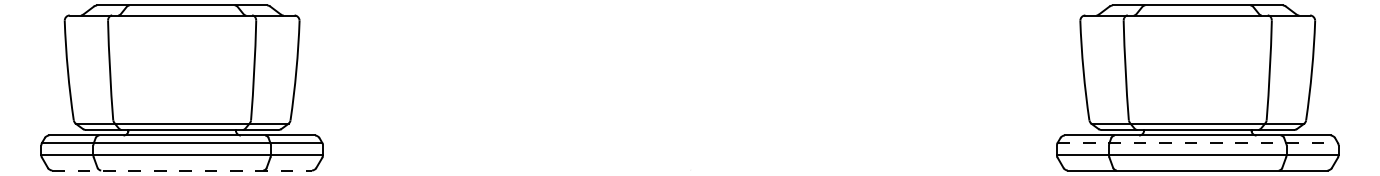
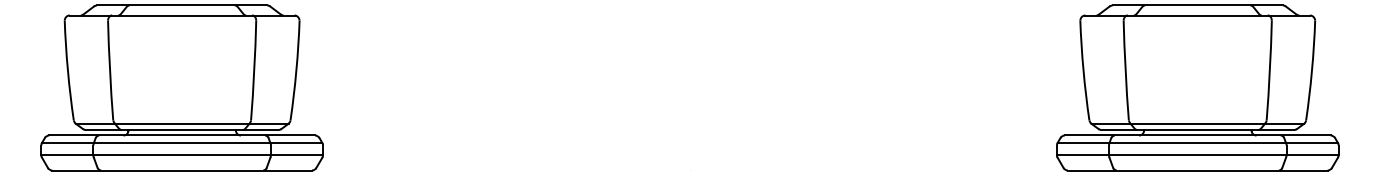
line: dashed -> solid (1198, 142)
line: dashed -> solid (182, 170)
